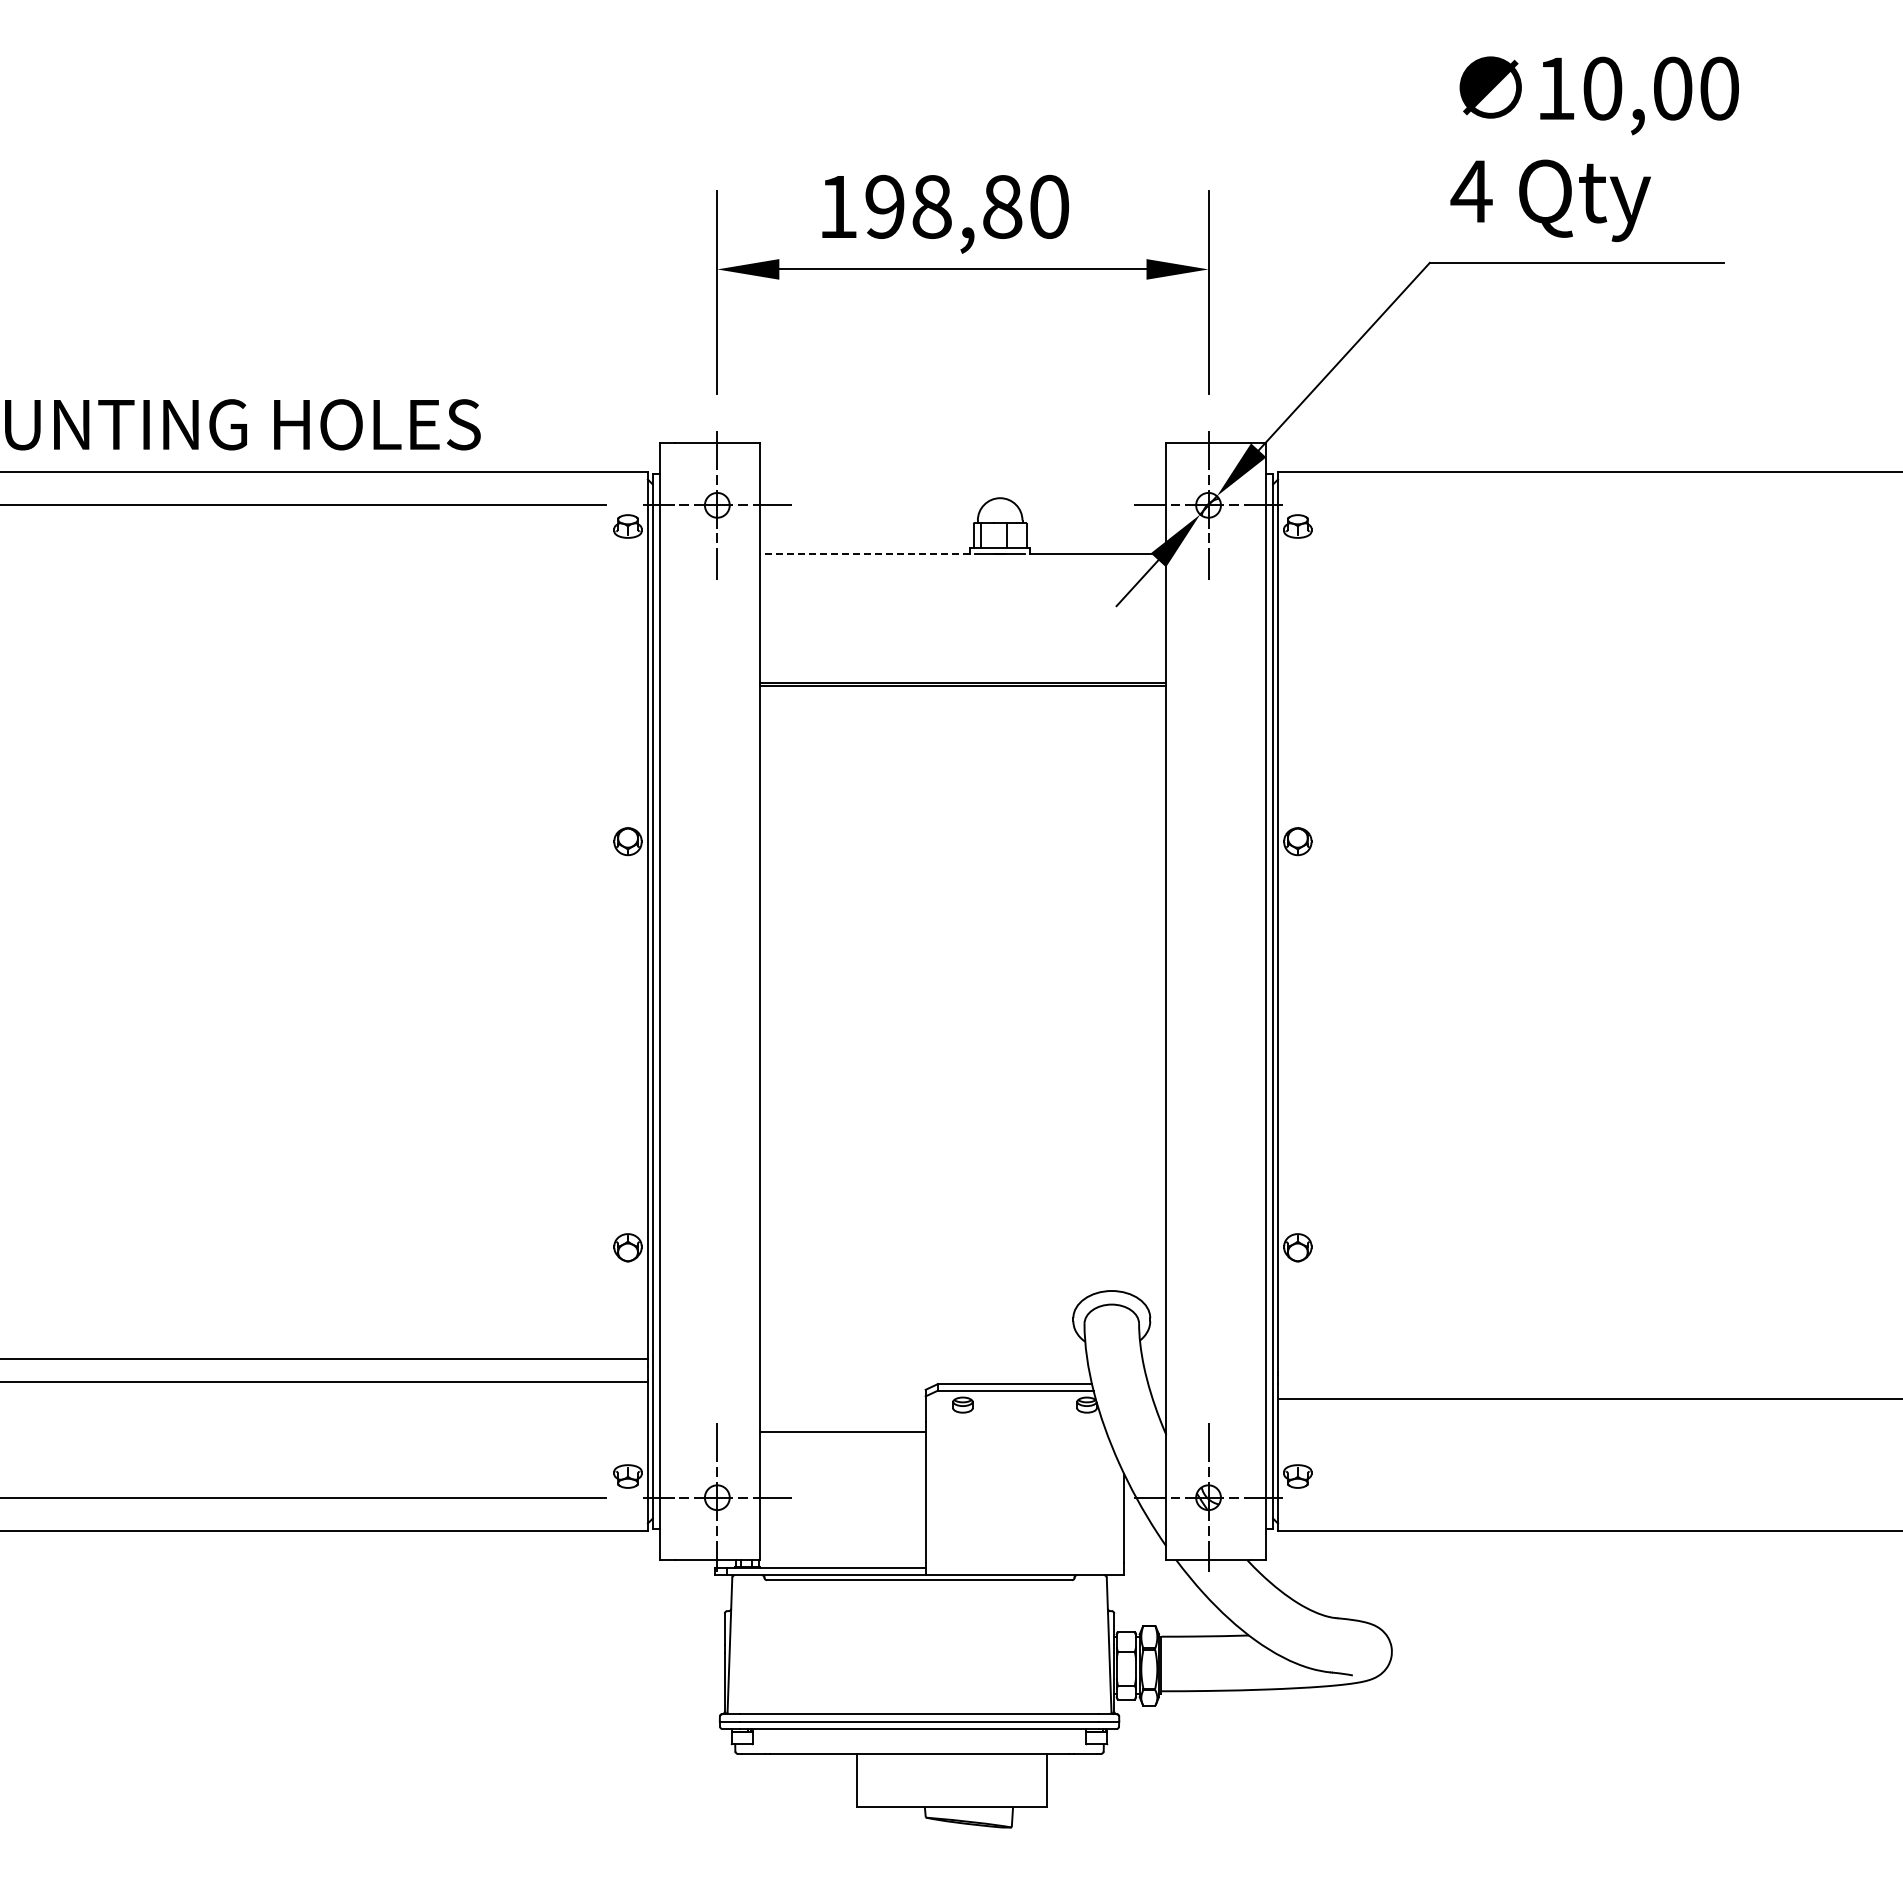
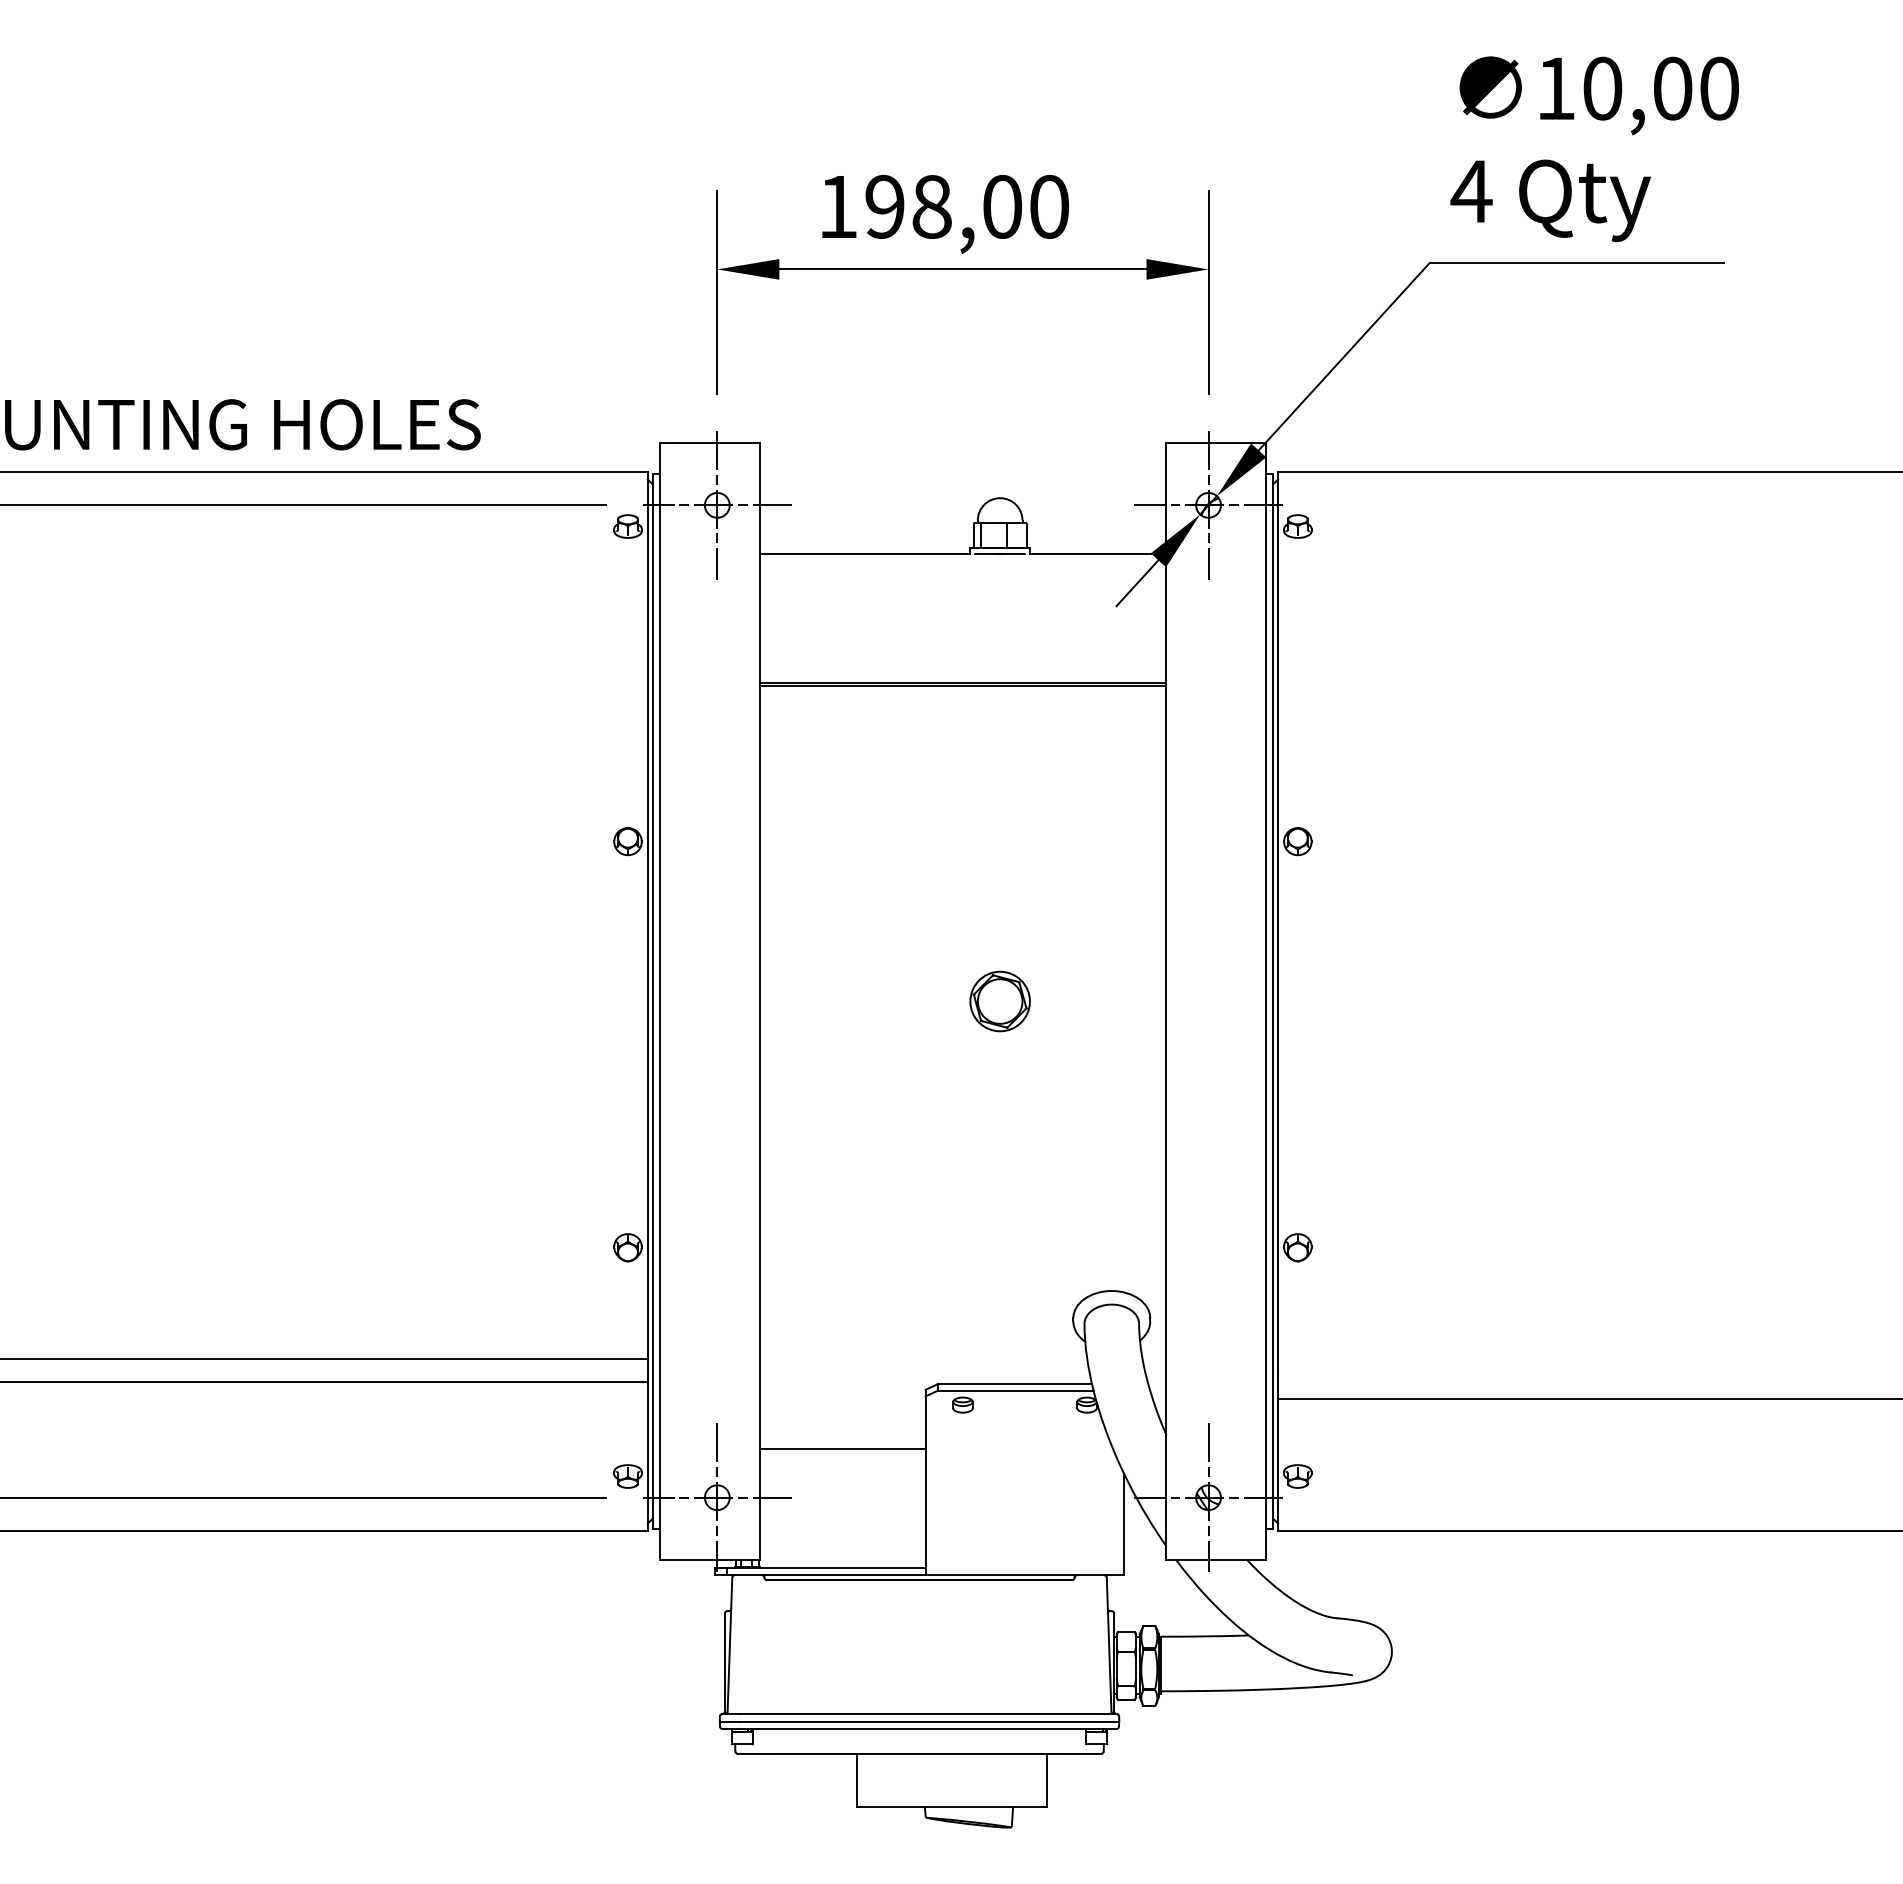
text: 198,80 -> 198,00 (1002, 206)
line: dashed -> solid (864, 553)
part: none -> present (999, 1001)
line position: (842, 1432) -> (842, 1449) (842, 1449)
